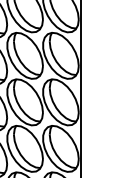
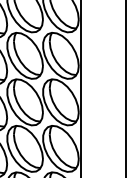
line: none -> present (125, 88)
